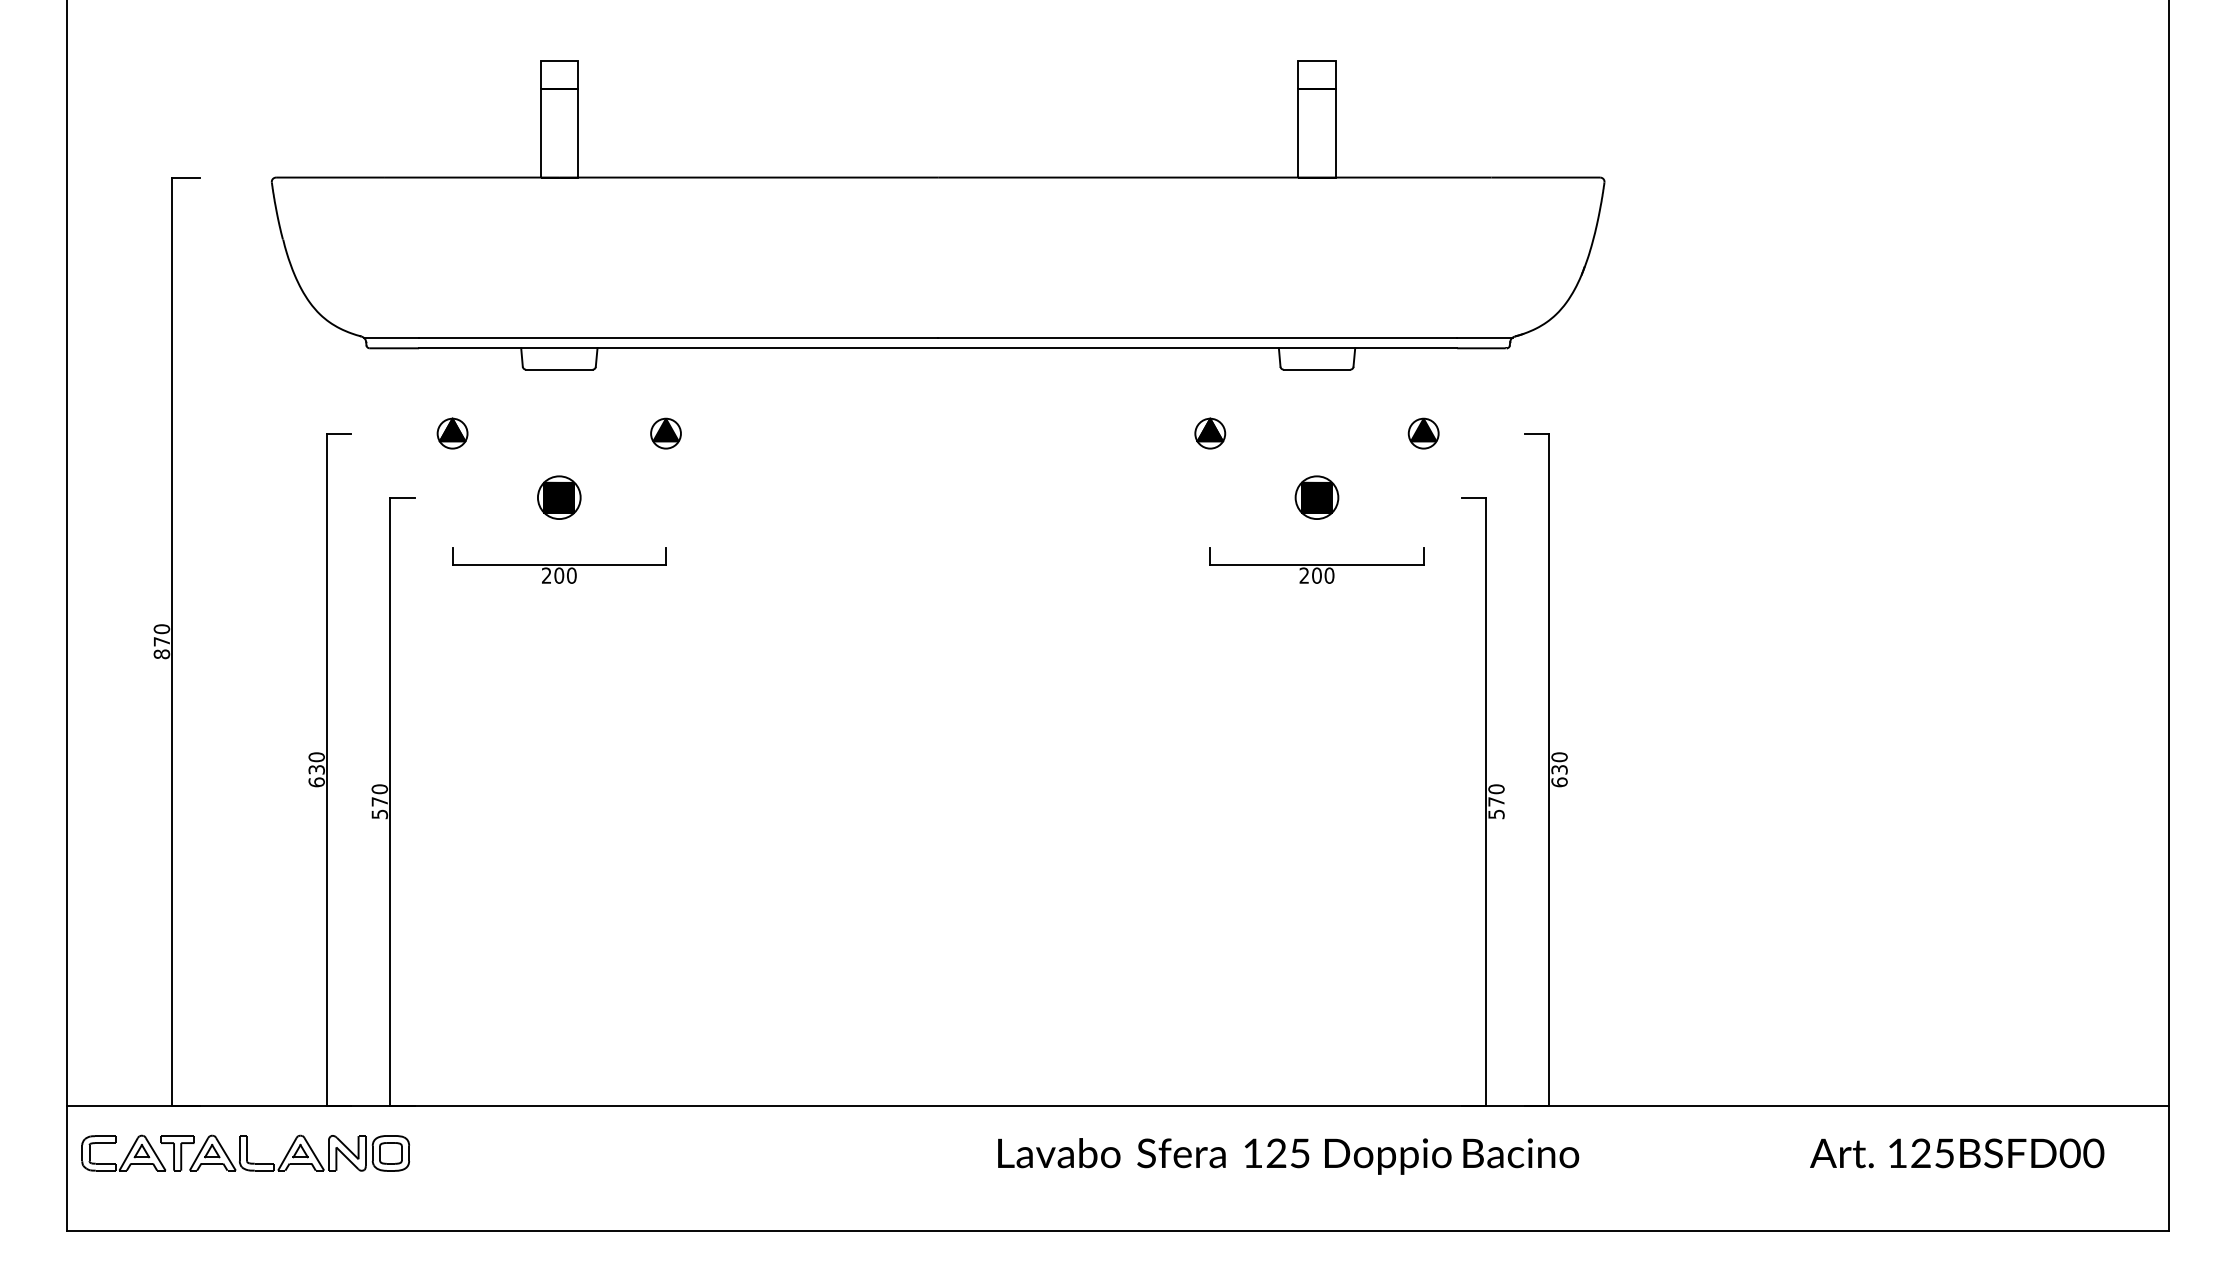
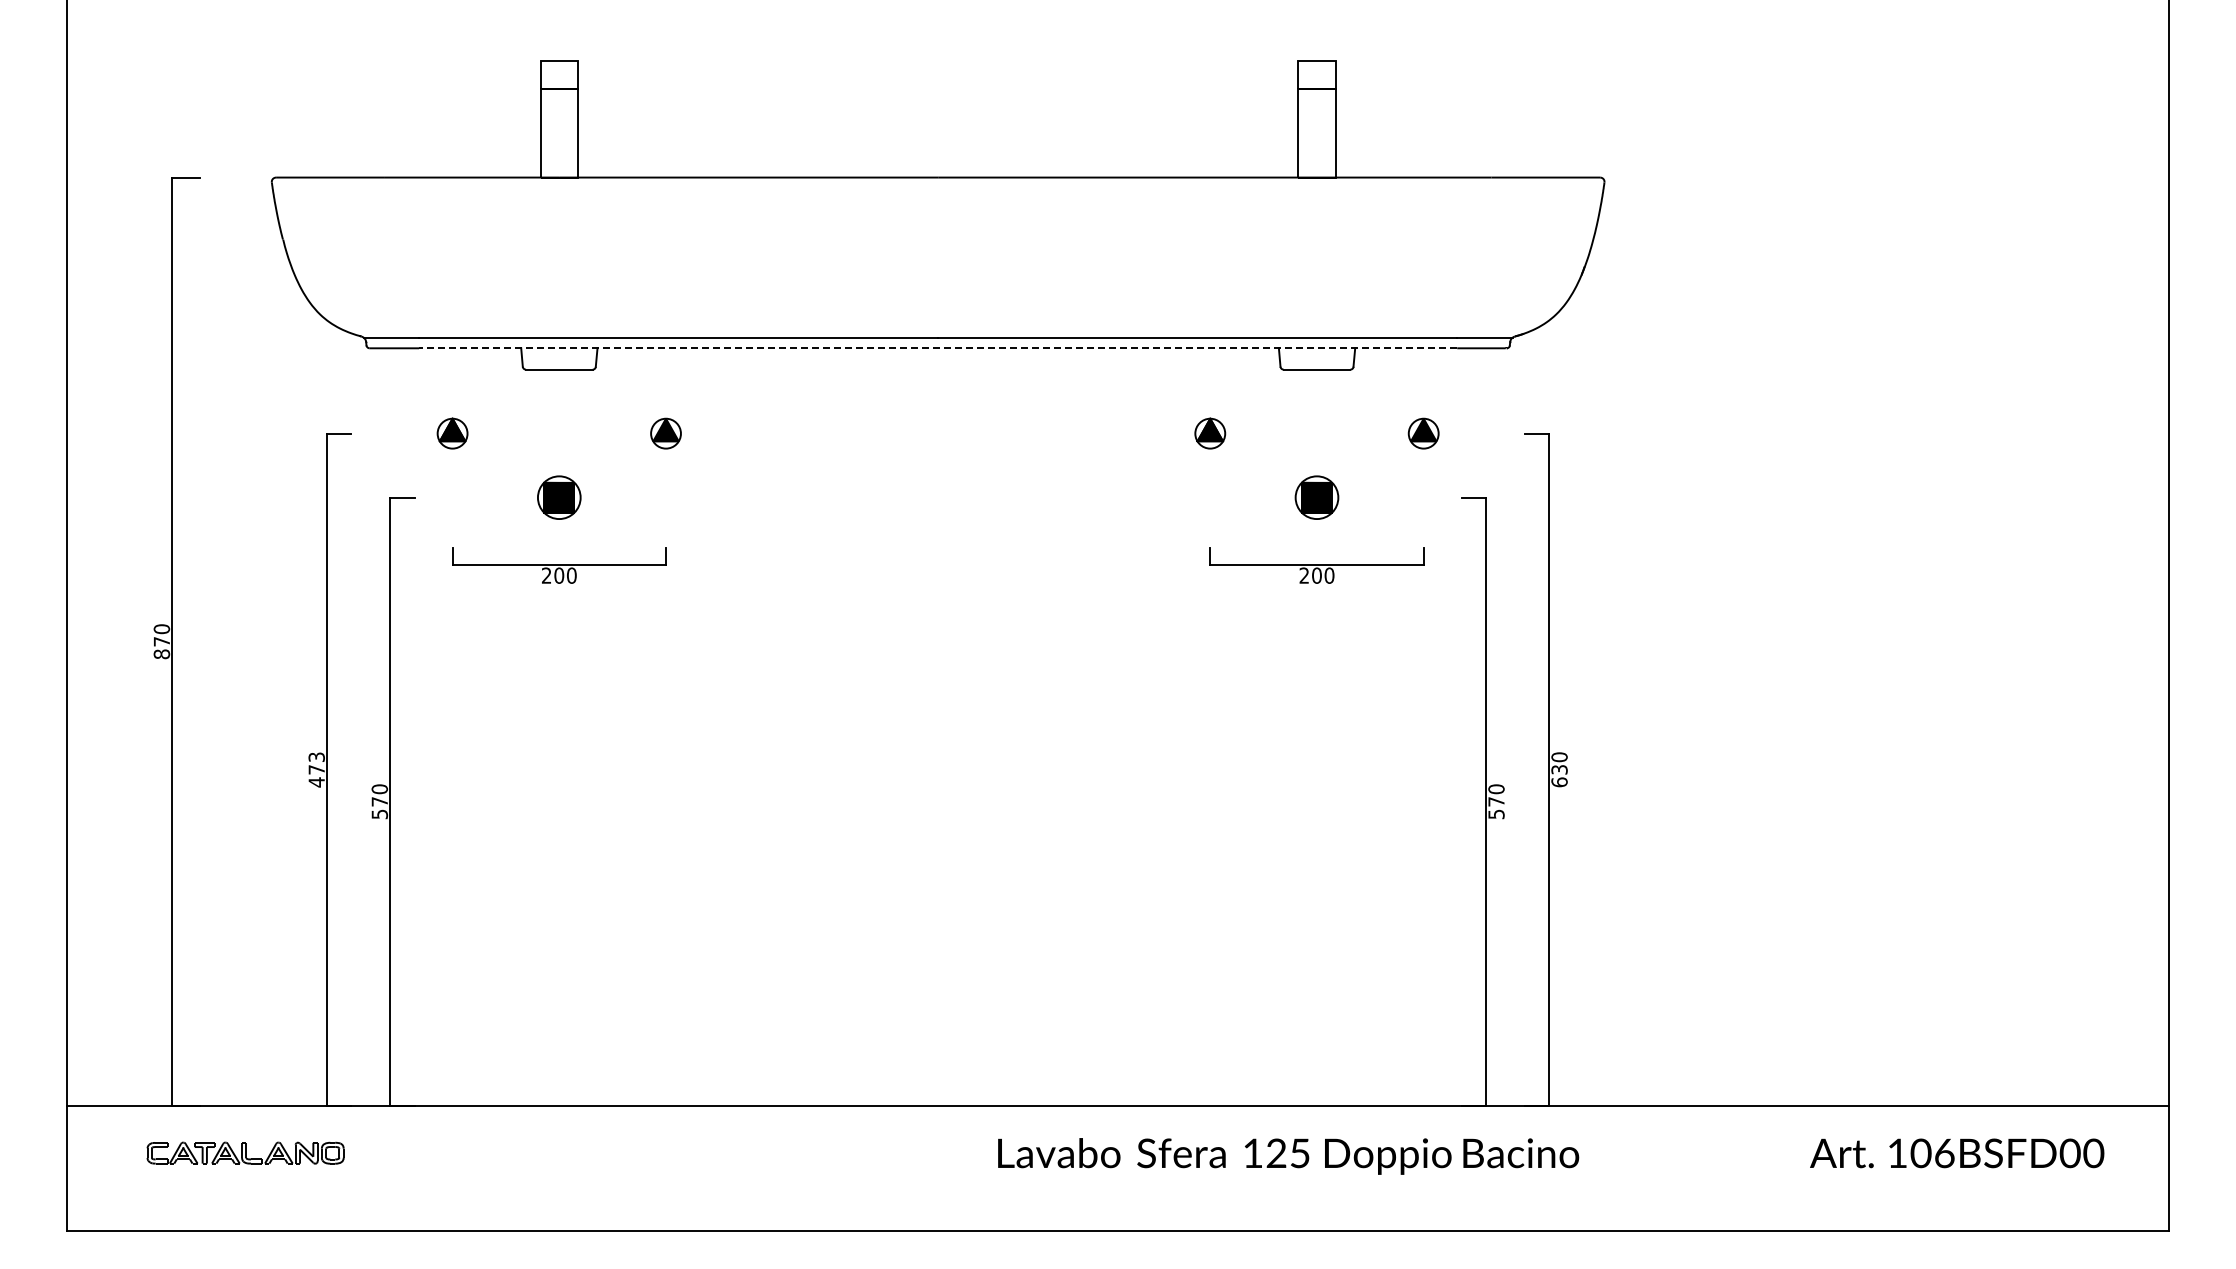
line: solid -> dashed (937, 348)
text: 630 -> 473 (316, 769)
part size: 329x38 px -> 199x24 px (245, 1152)
text: 125BSFD00 -> 106BSFD00 (1932, 1153)
